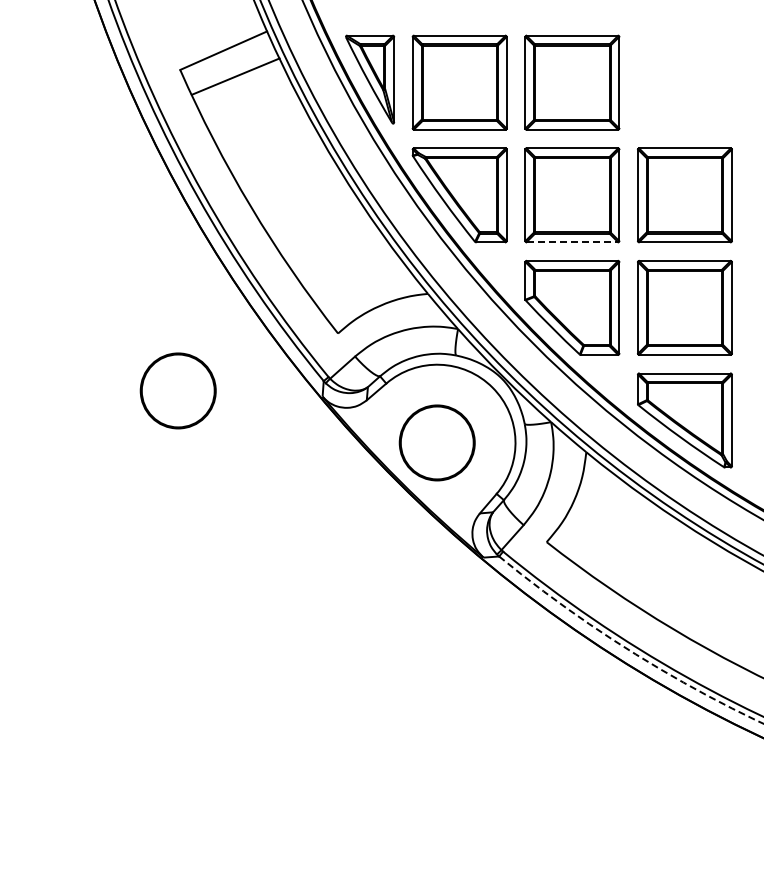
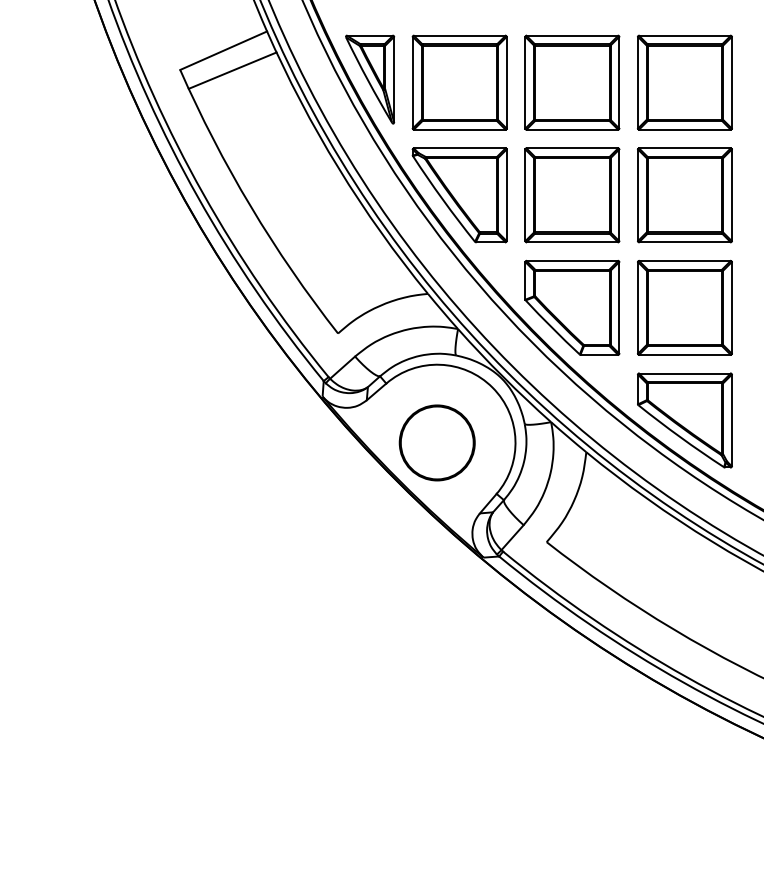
line position: (235, 76) -> (232, 70) (232, 70)
part: none -> present (684, 82)
line: dashed -> solid (572, 242)
circle: present -> none (177, 390)
arc: dashed -> solid (626, 648)
